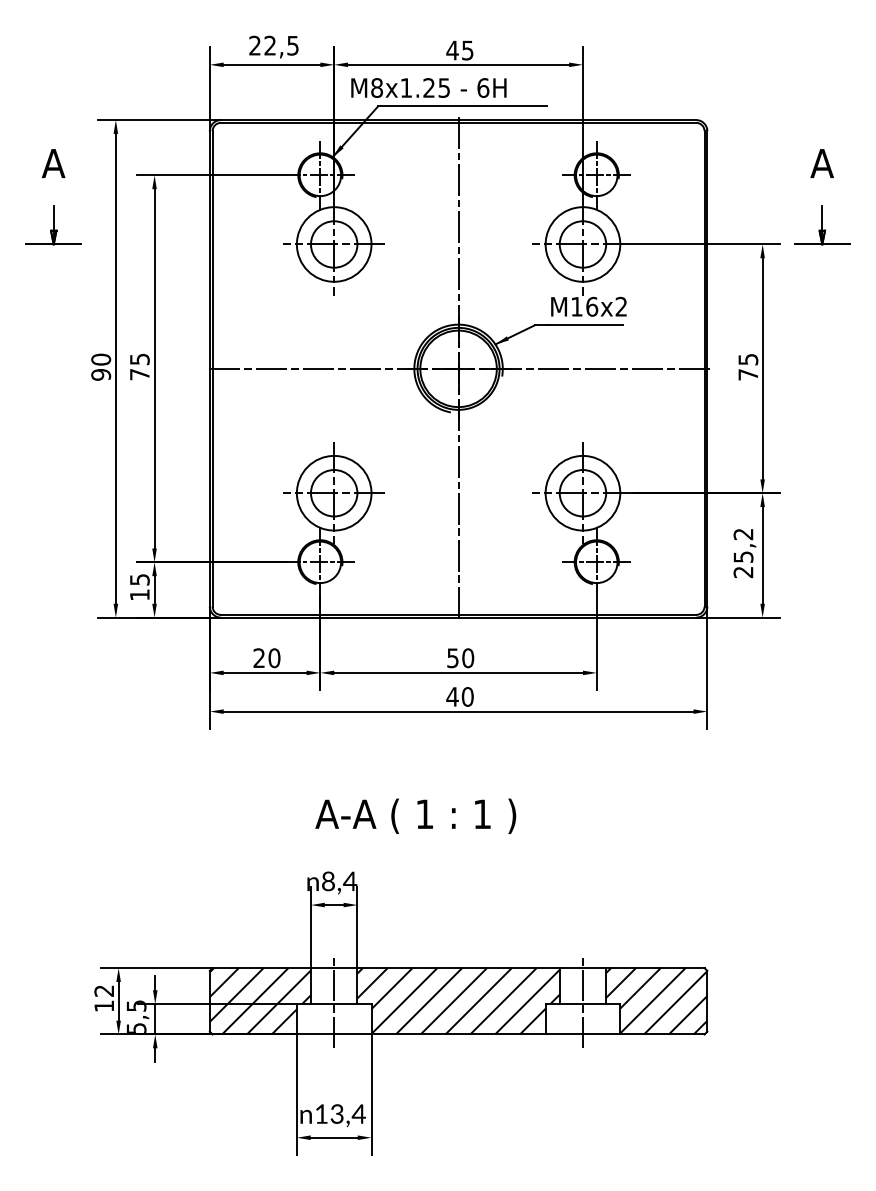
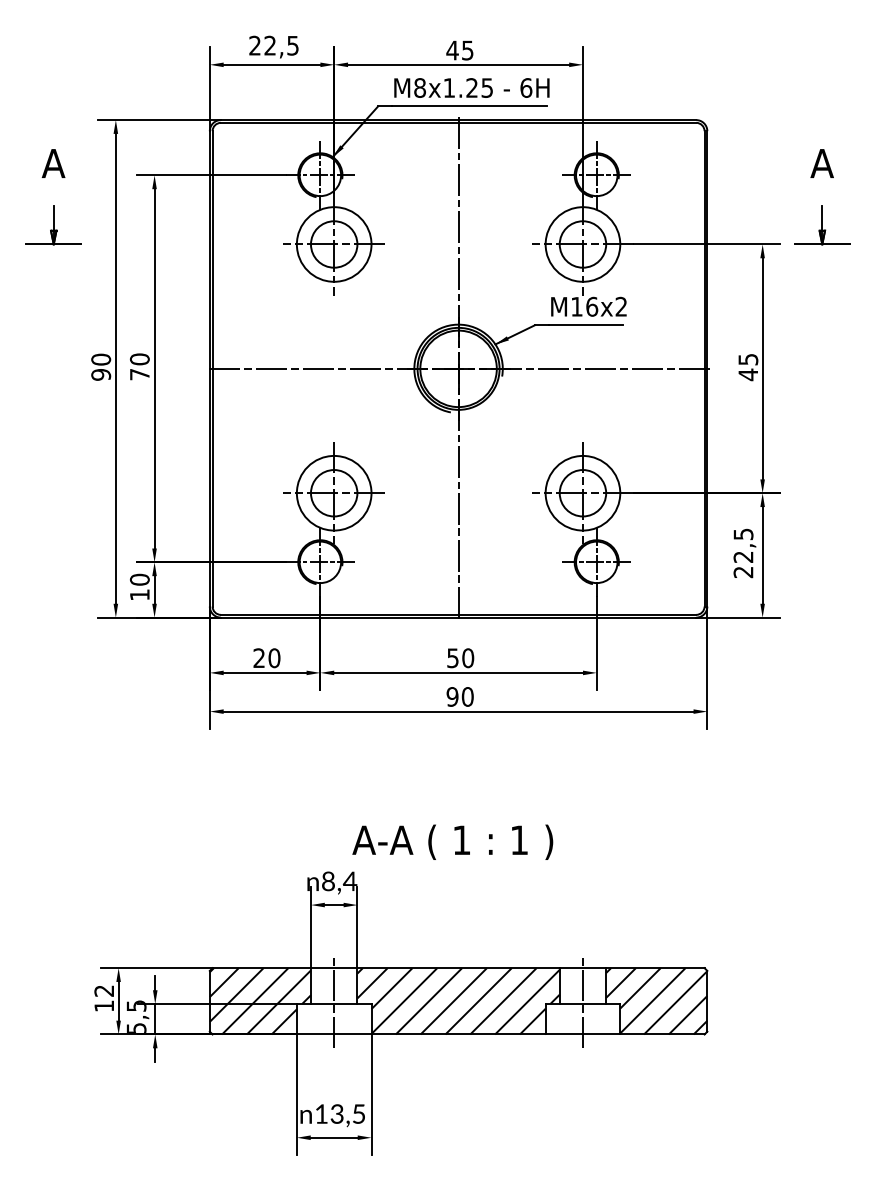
text position: (428, 87) -> (471, 87) (471, 87)
text: 75 -> 70 (139, 359)
text: 75 -> 45 (747, 374)
text: 25,2 -> 22,5 (743, 545)
text: 15 -> 10 (139, 579)
text: 40 -> 90 (452, 696)
text position: (415, 815) -> (452, 841) (452, 841)
text: 13,4 -> 13,5 (358, 1113)
